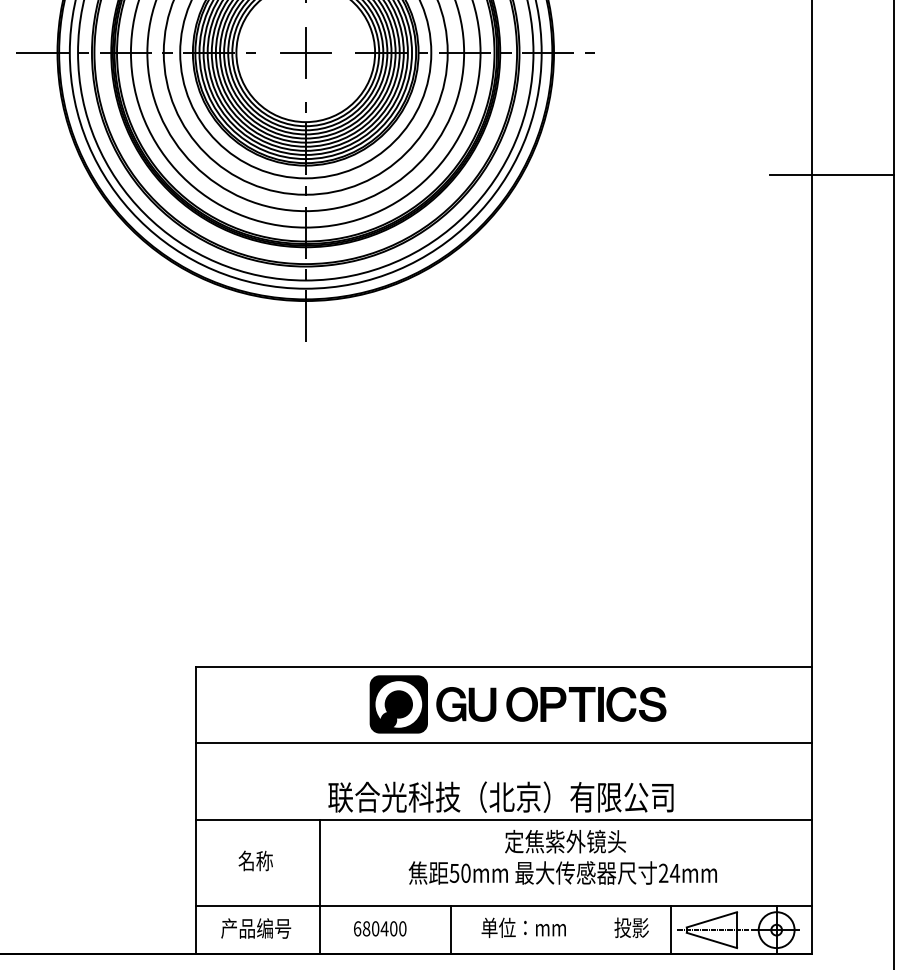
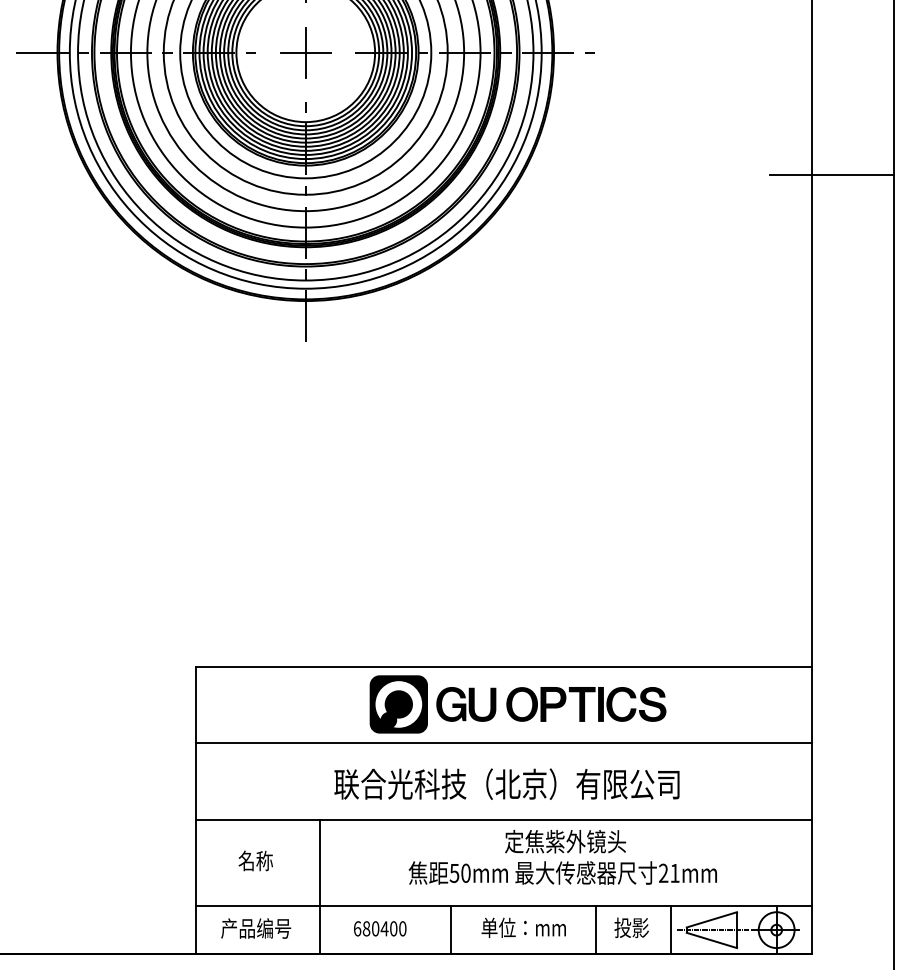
text position: (500, 796) -> (506, 783) (506, 783)
text: 24mm -> 21mm (674, 873)
line: none -> present (595, 930)
